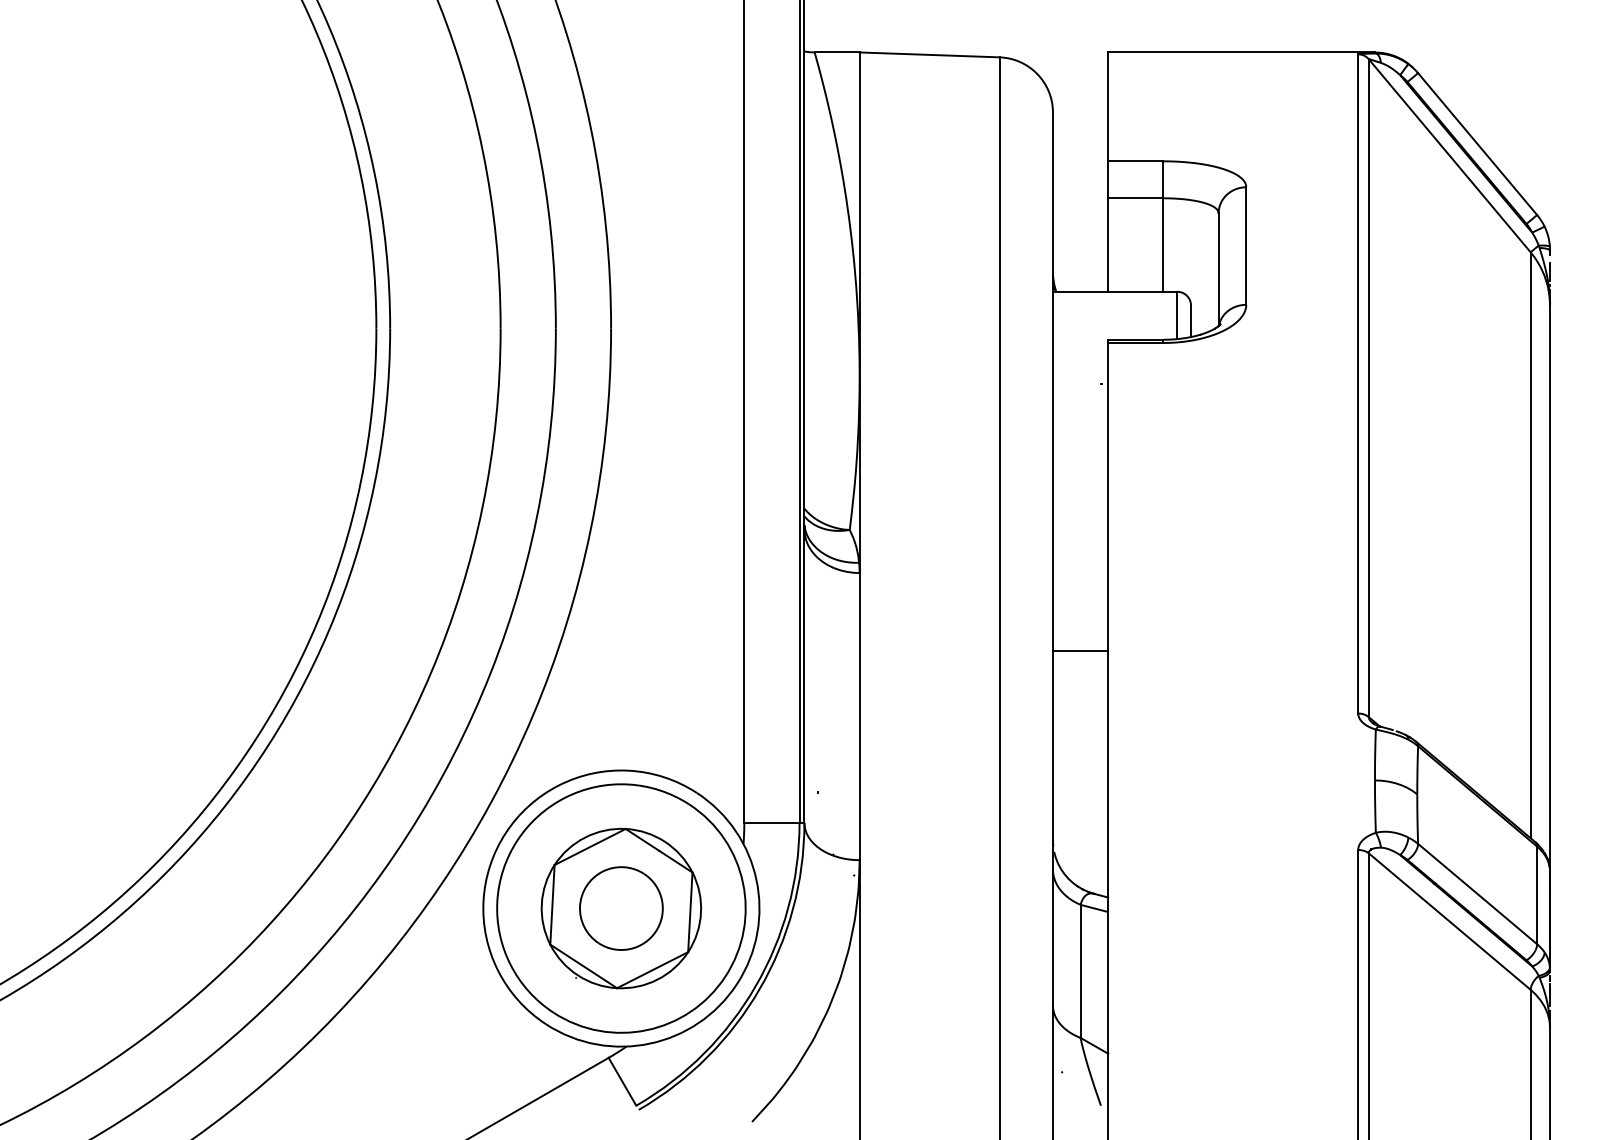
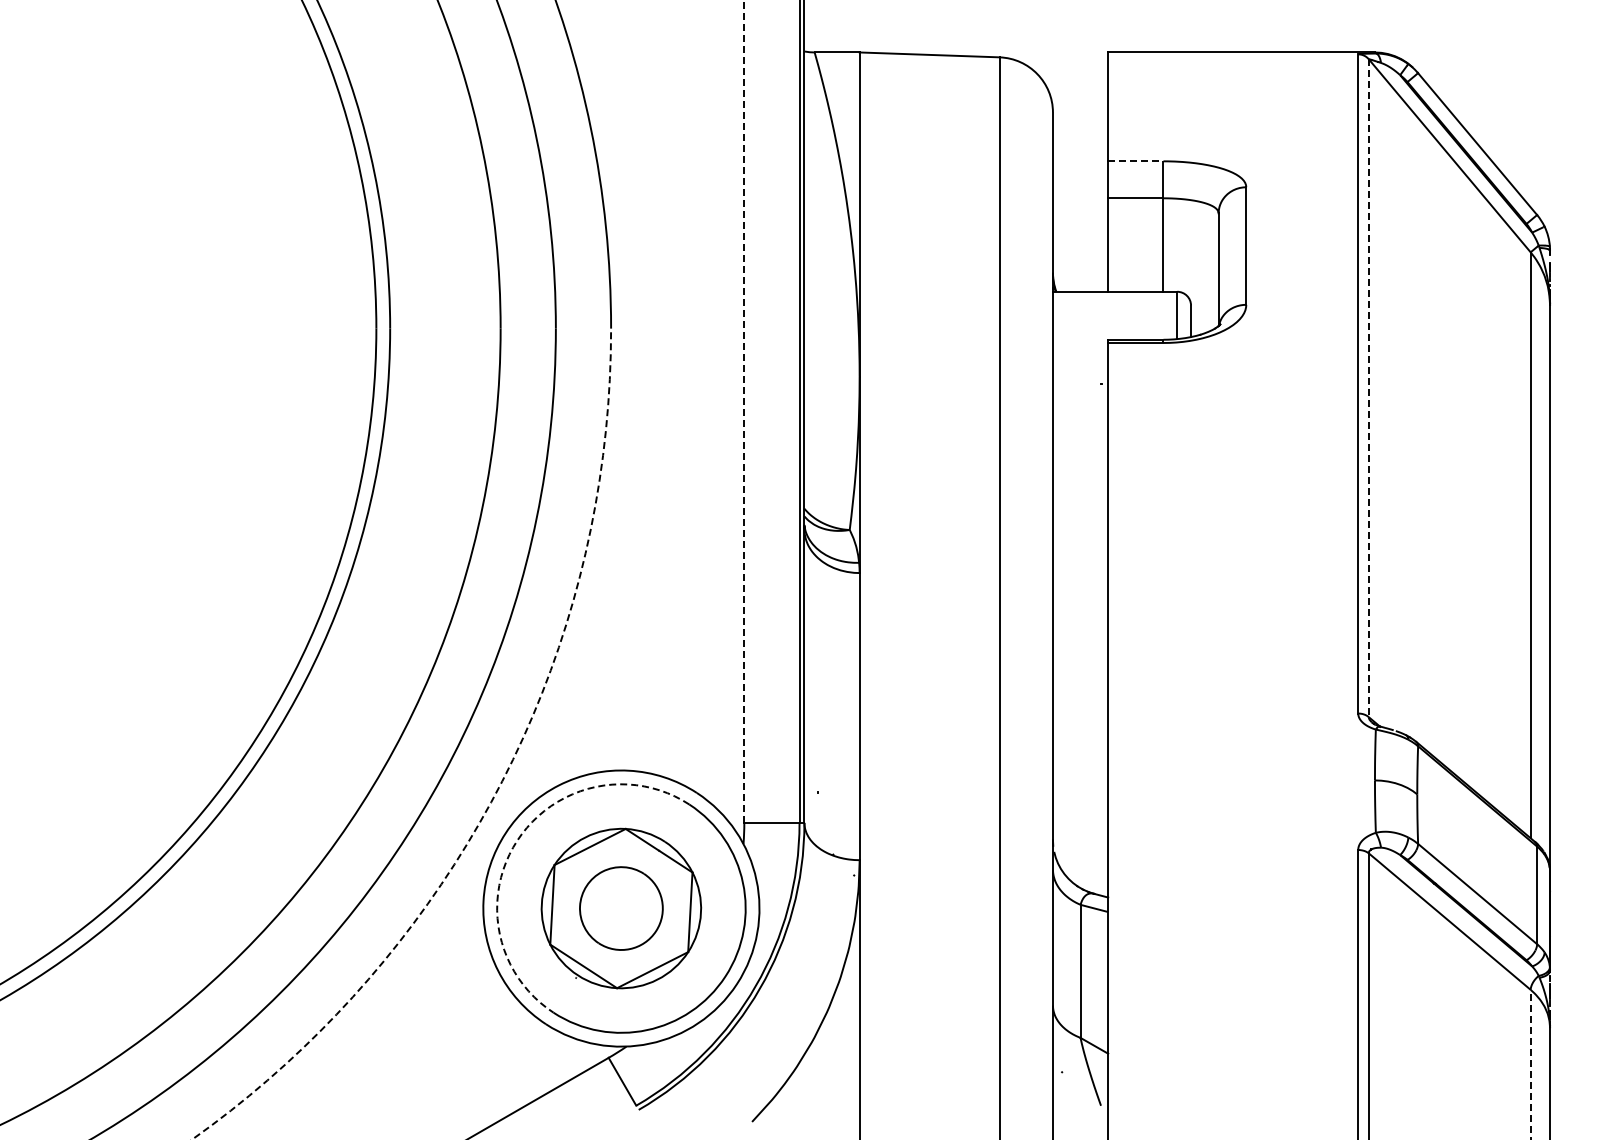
line: solid -> dashed (1135, 161)
line: solid -> dashed (1368, 388)
line: solid -> dashed (744, 411)
line: present -> none (1080, 650)
arc: solid -> dashed (501, 782)
arc: solid -> dashed (517, 840)
line: solid -> dashed (1530, 1064)
